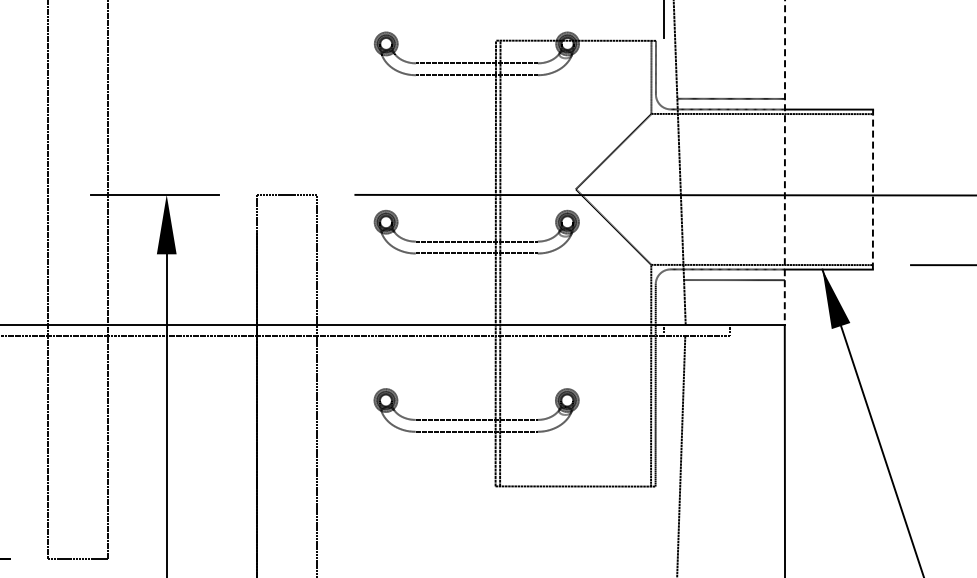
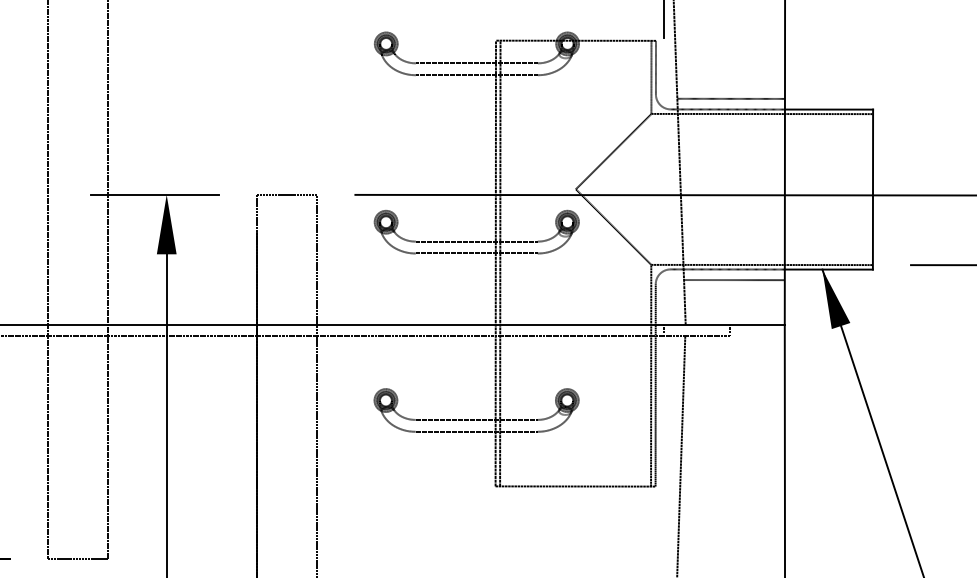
line: dashed -> solid (784, 163)
line: dashed -> solid (873, 189)
